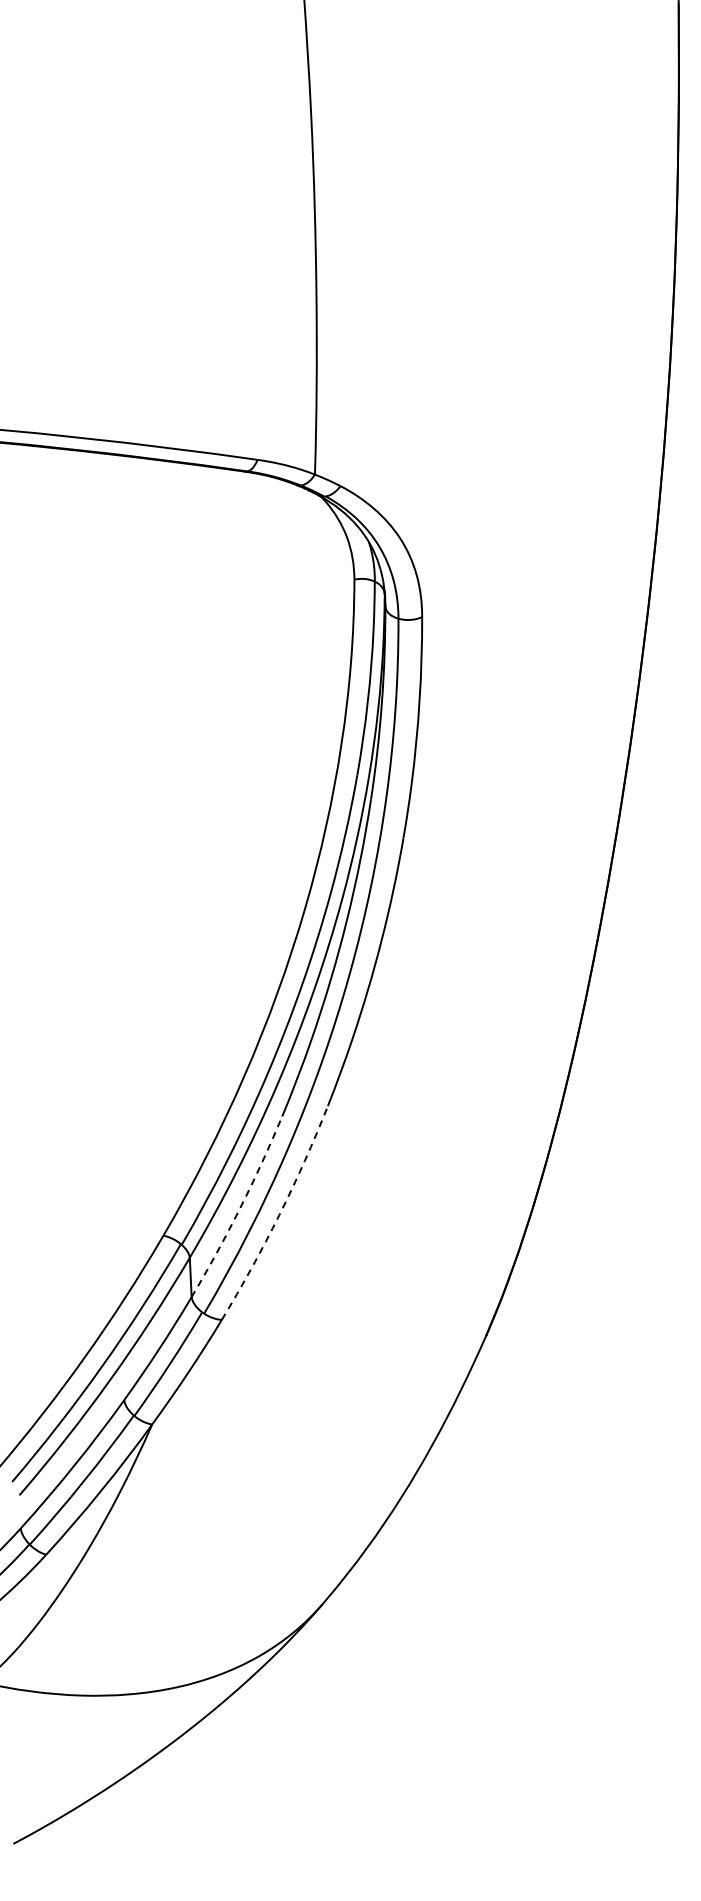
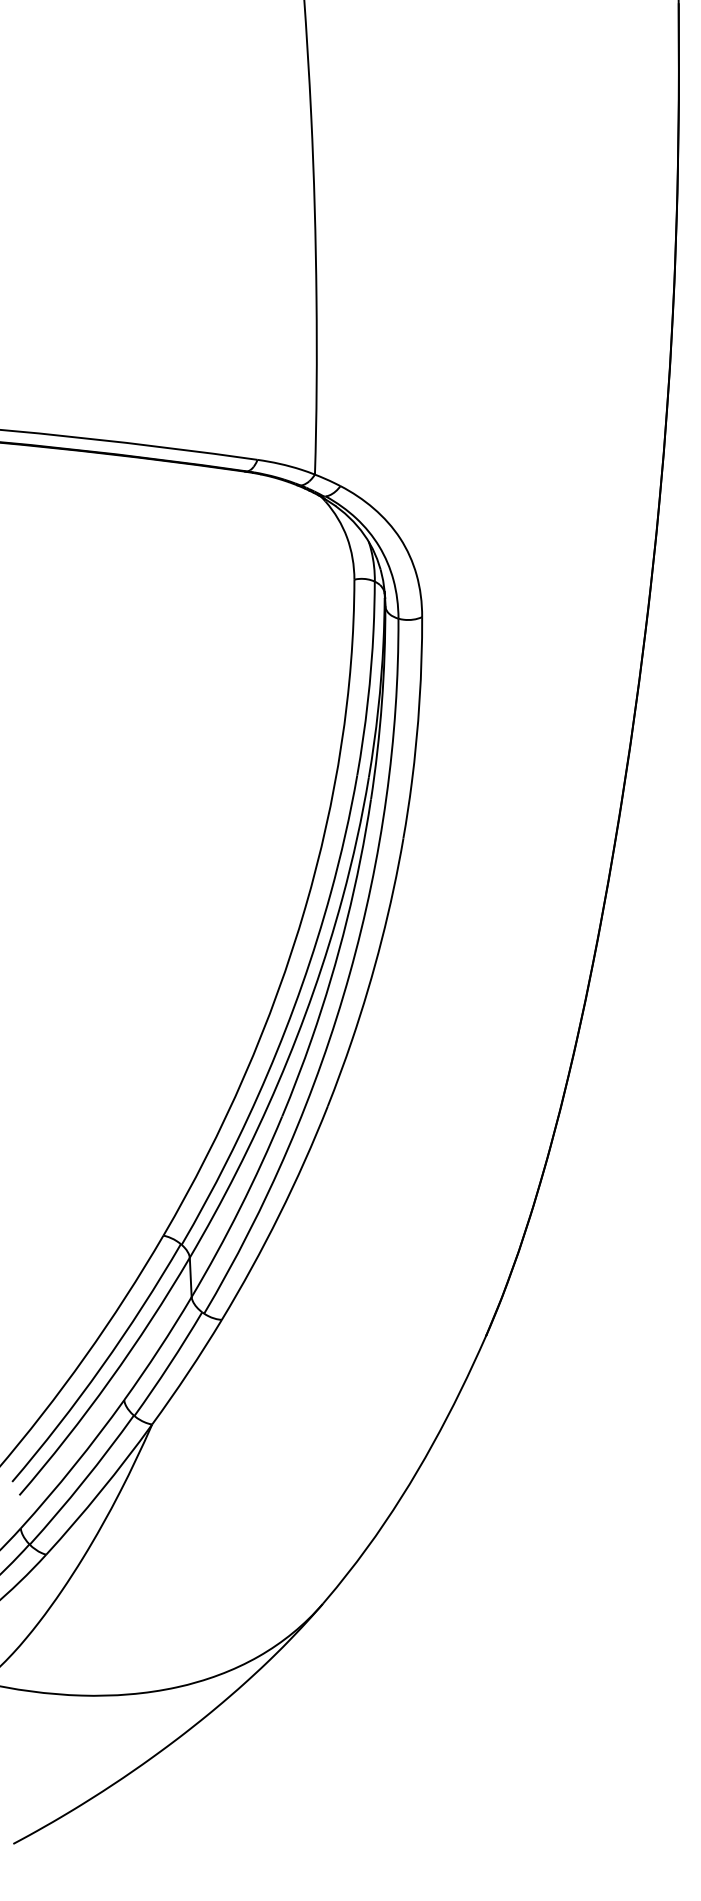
arc: dashed -> solid (240, 1208)
arc: dashed -> solid (279, 1215)
